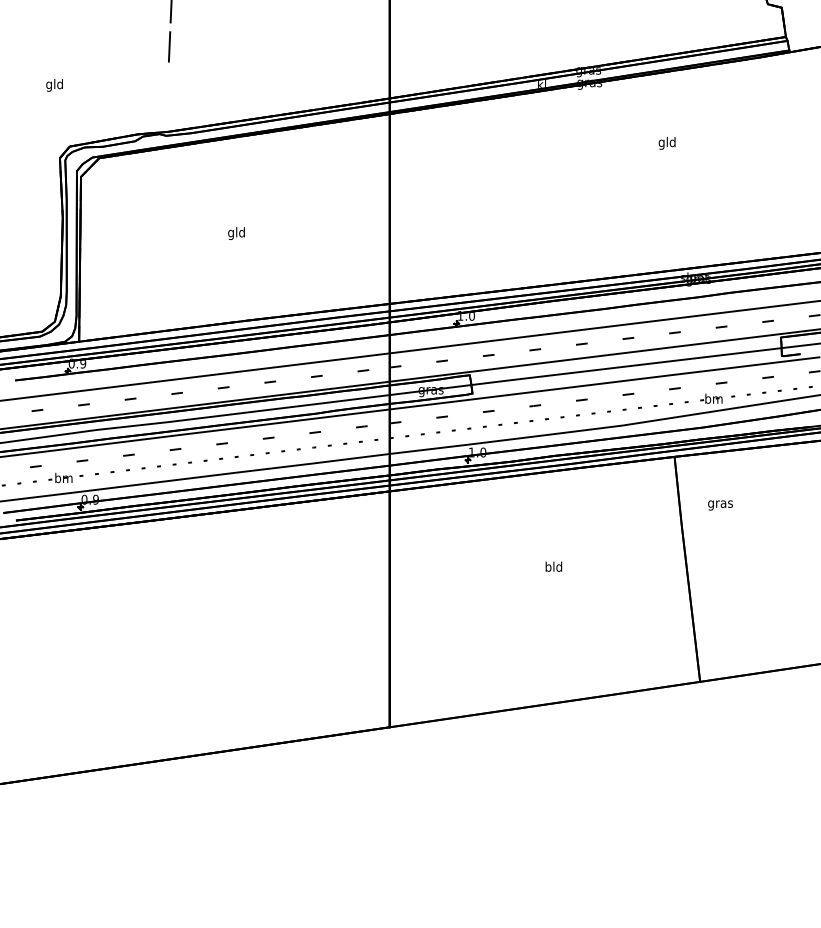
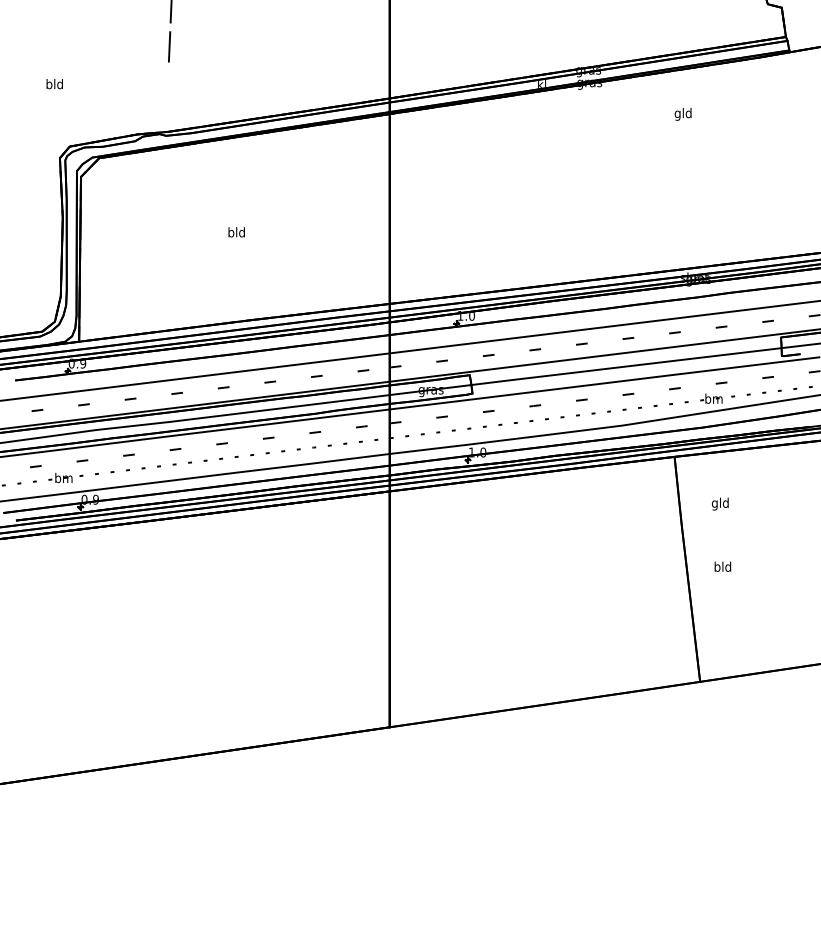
text: gld -> bld (49, 85)
text position: (666, 143) -> (682, 114) (682, 114)
text: gld -> bld (231, 233)
text: gras -> gld (720, 503)
text position: (553, 566) -> (722, 566) (722, 566)
